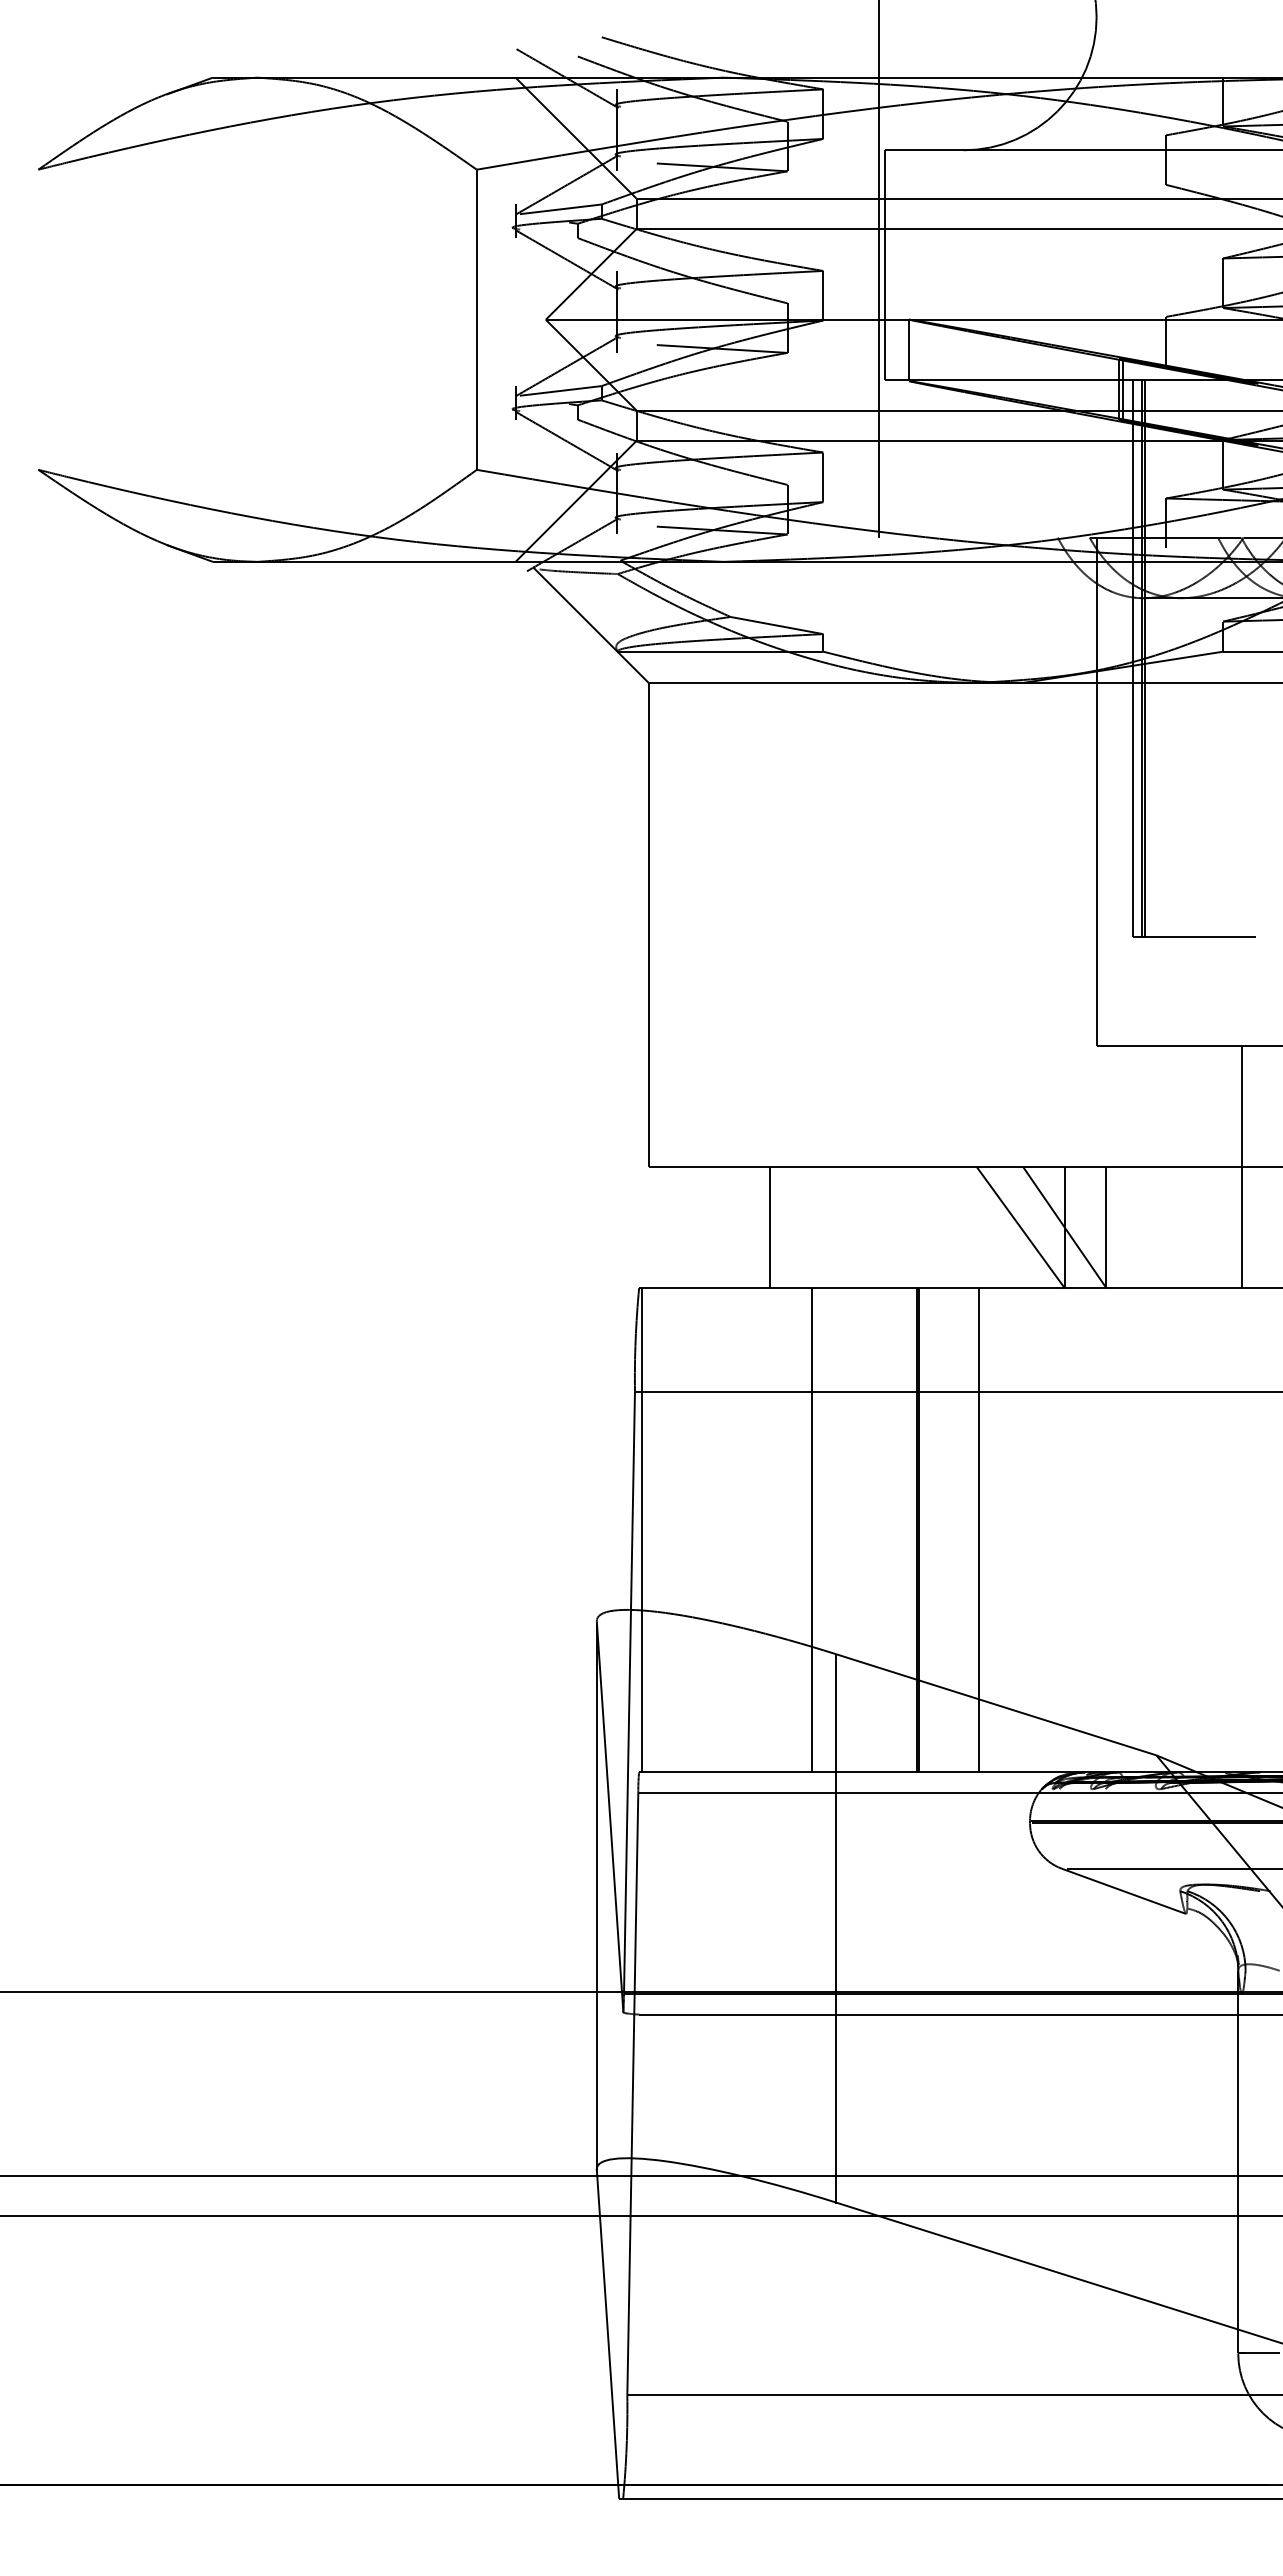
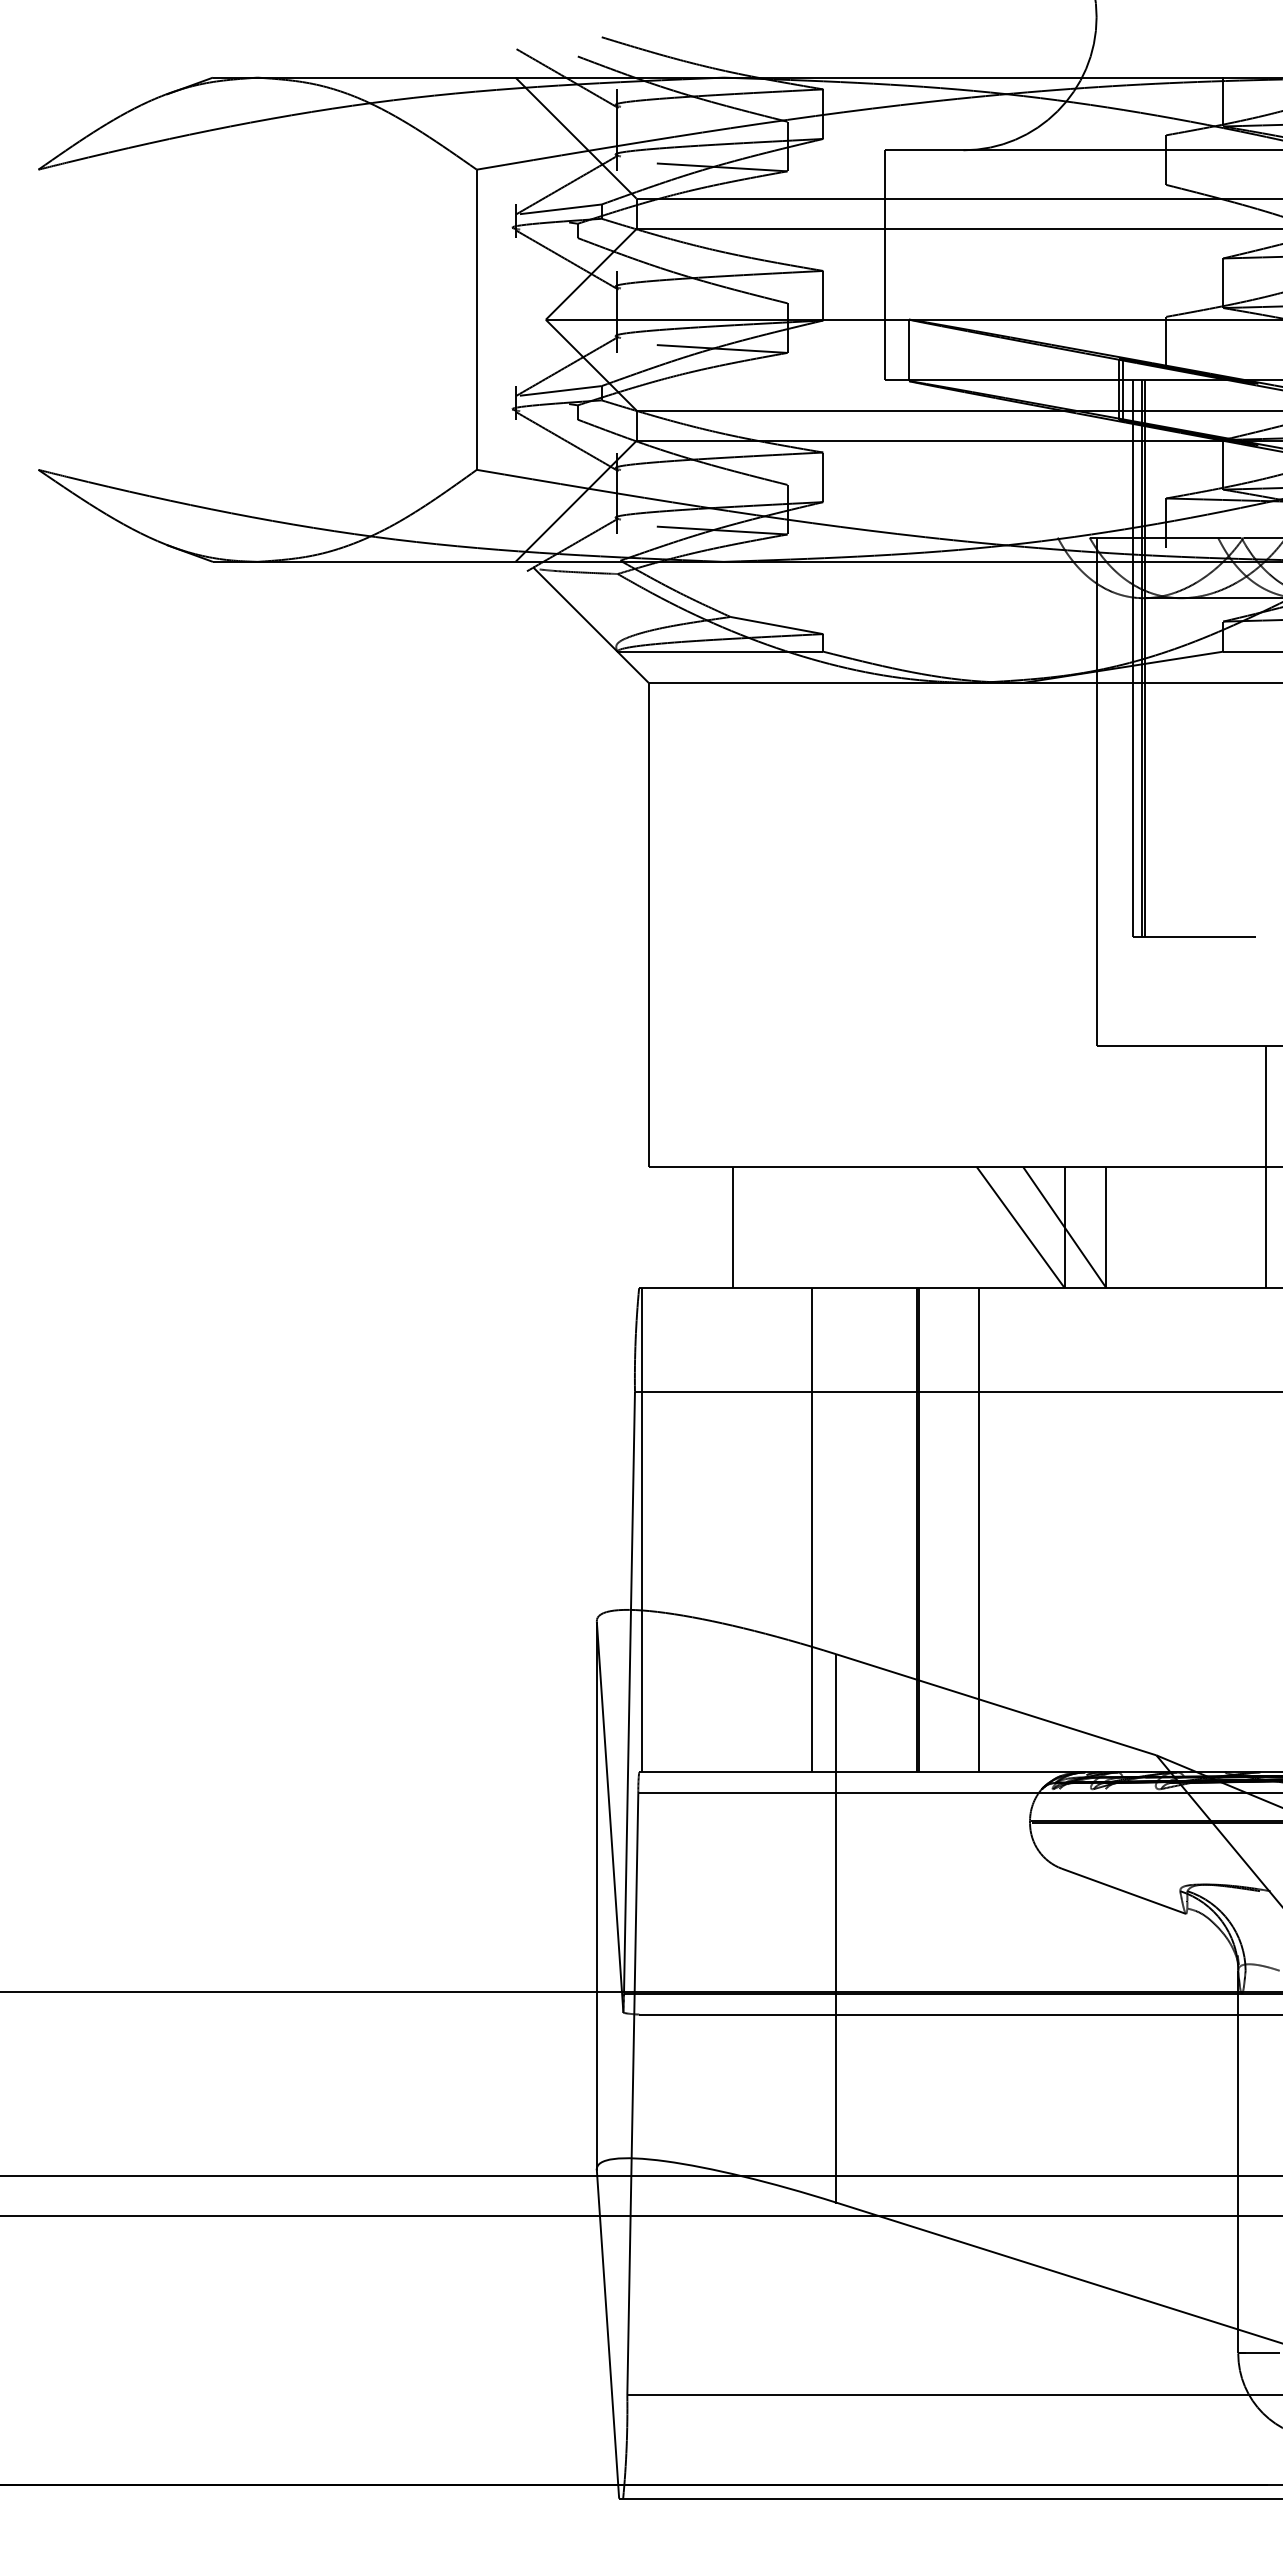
line: present -> none (878, 269)
line position: (1241, 1167) -> (1265, 1167) (1265, 1167)
line position: (769, 1227) -> (732, 1227) (732, 1227)
line: present -> none (1172, 1868)
